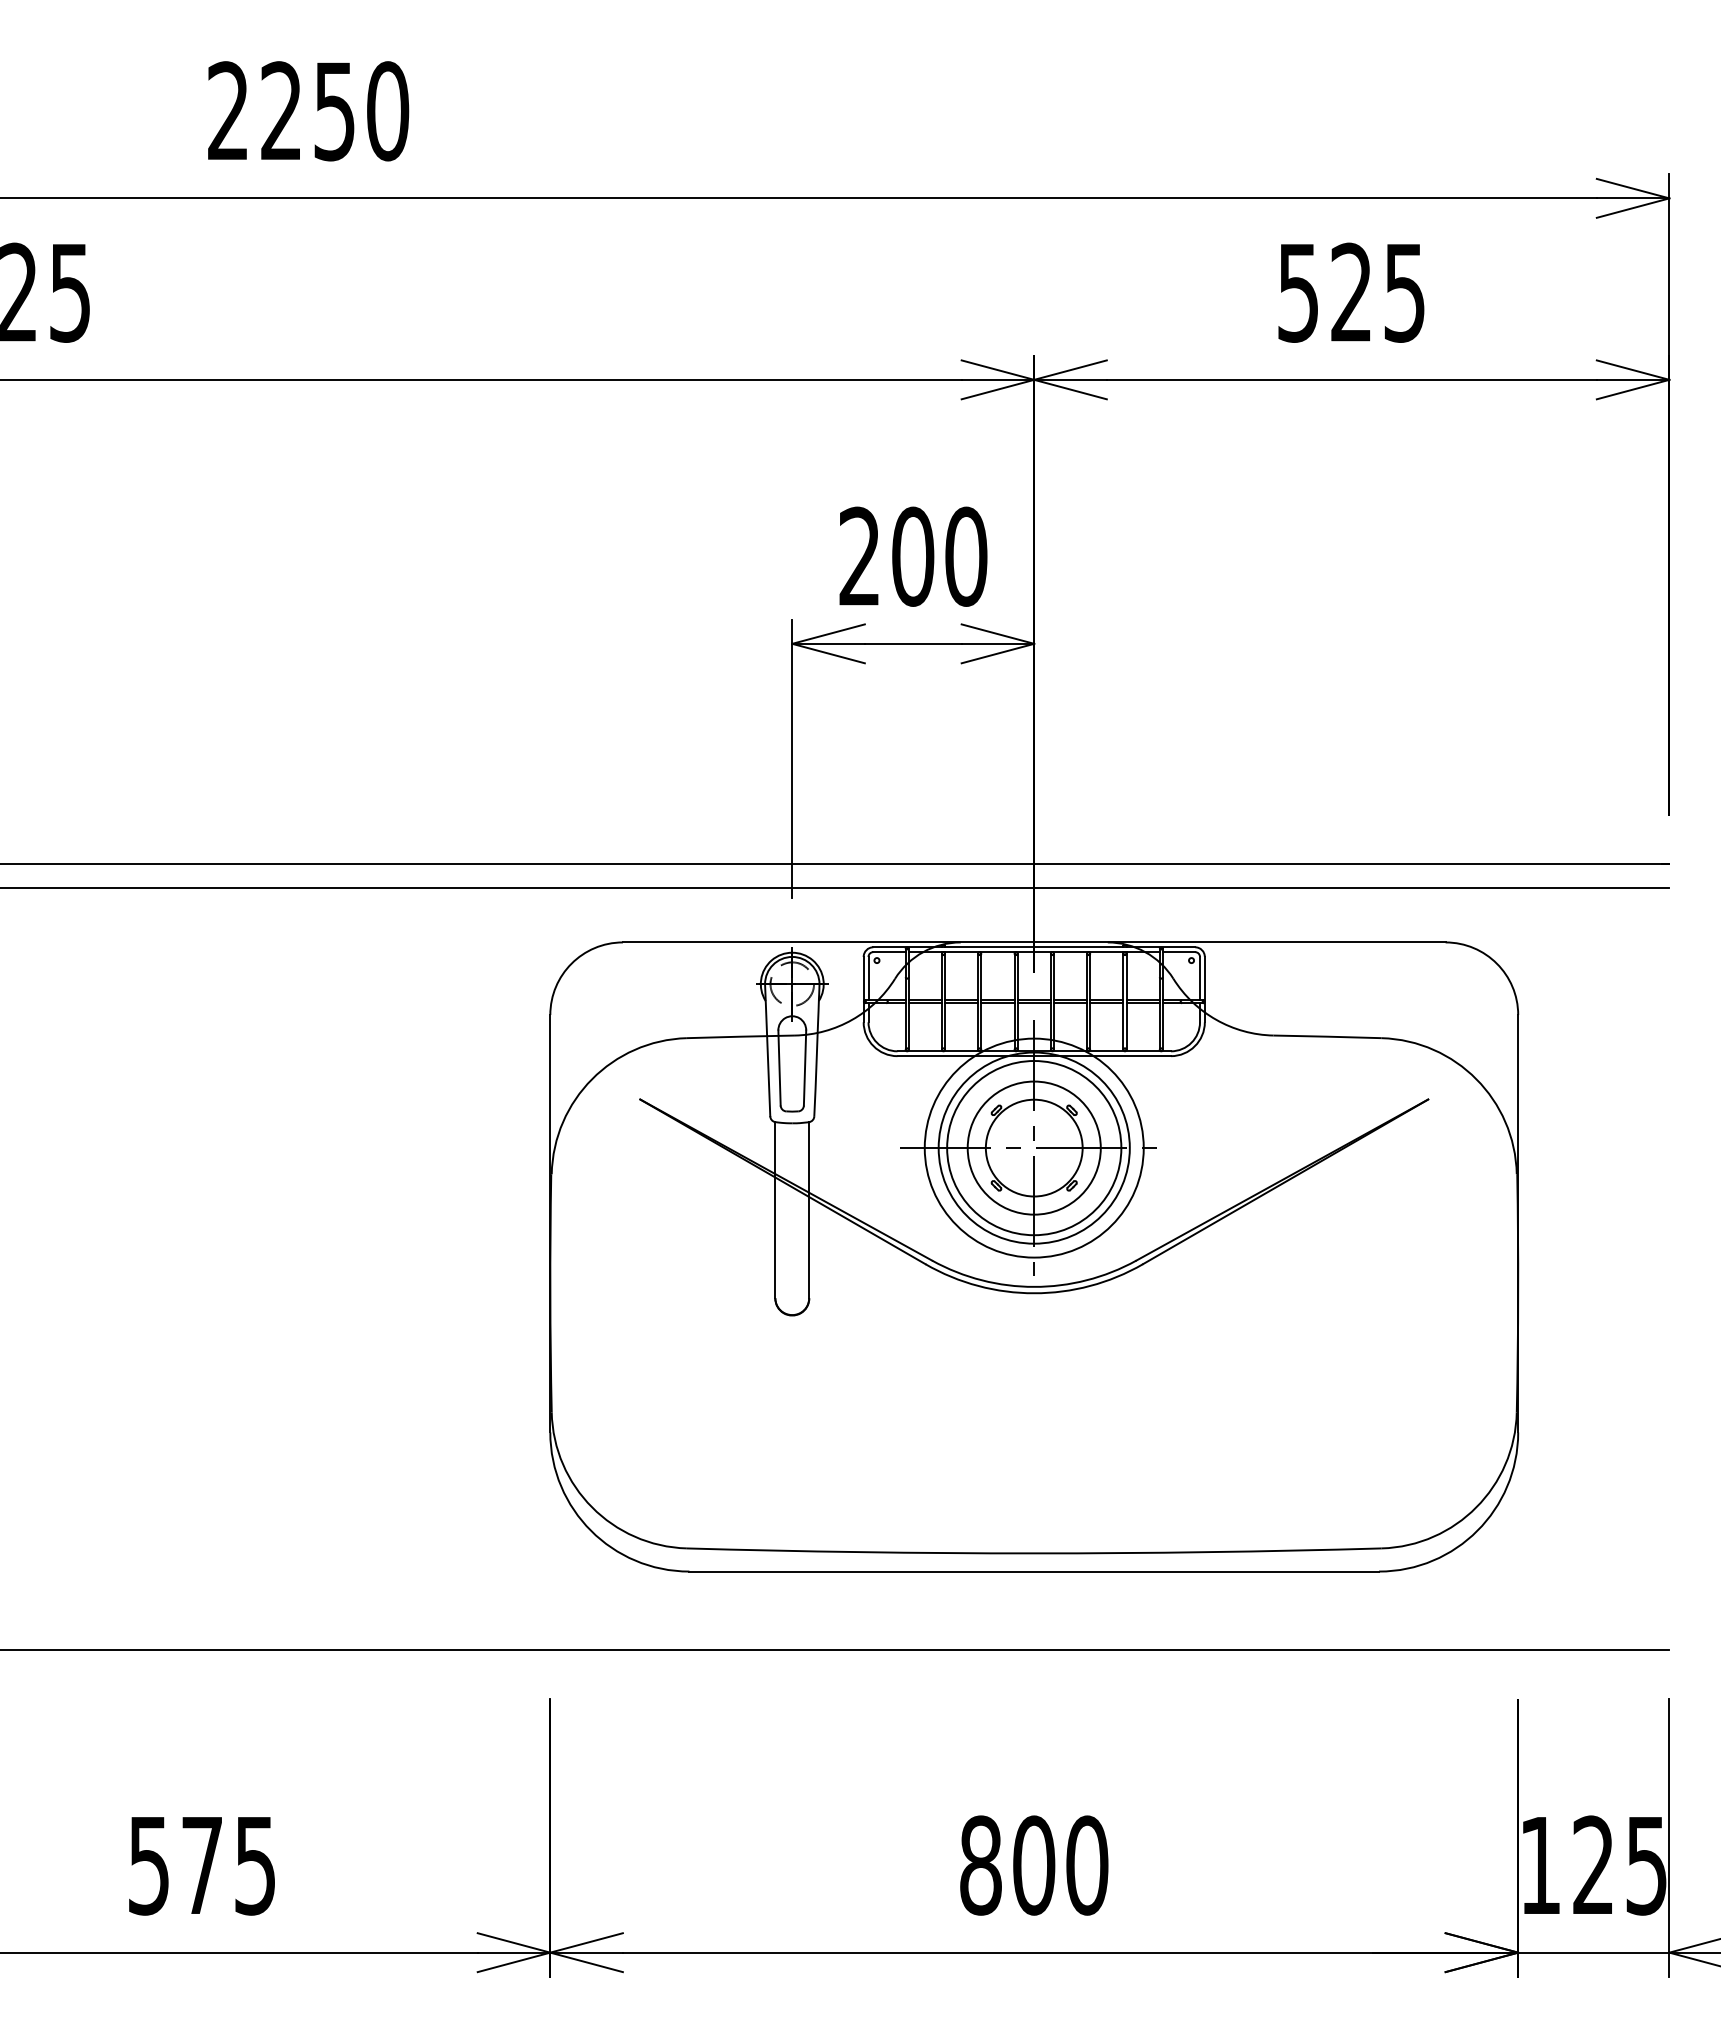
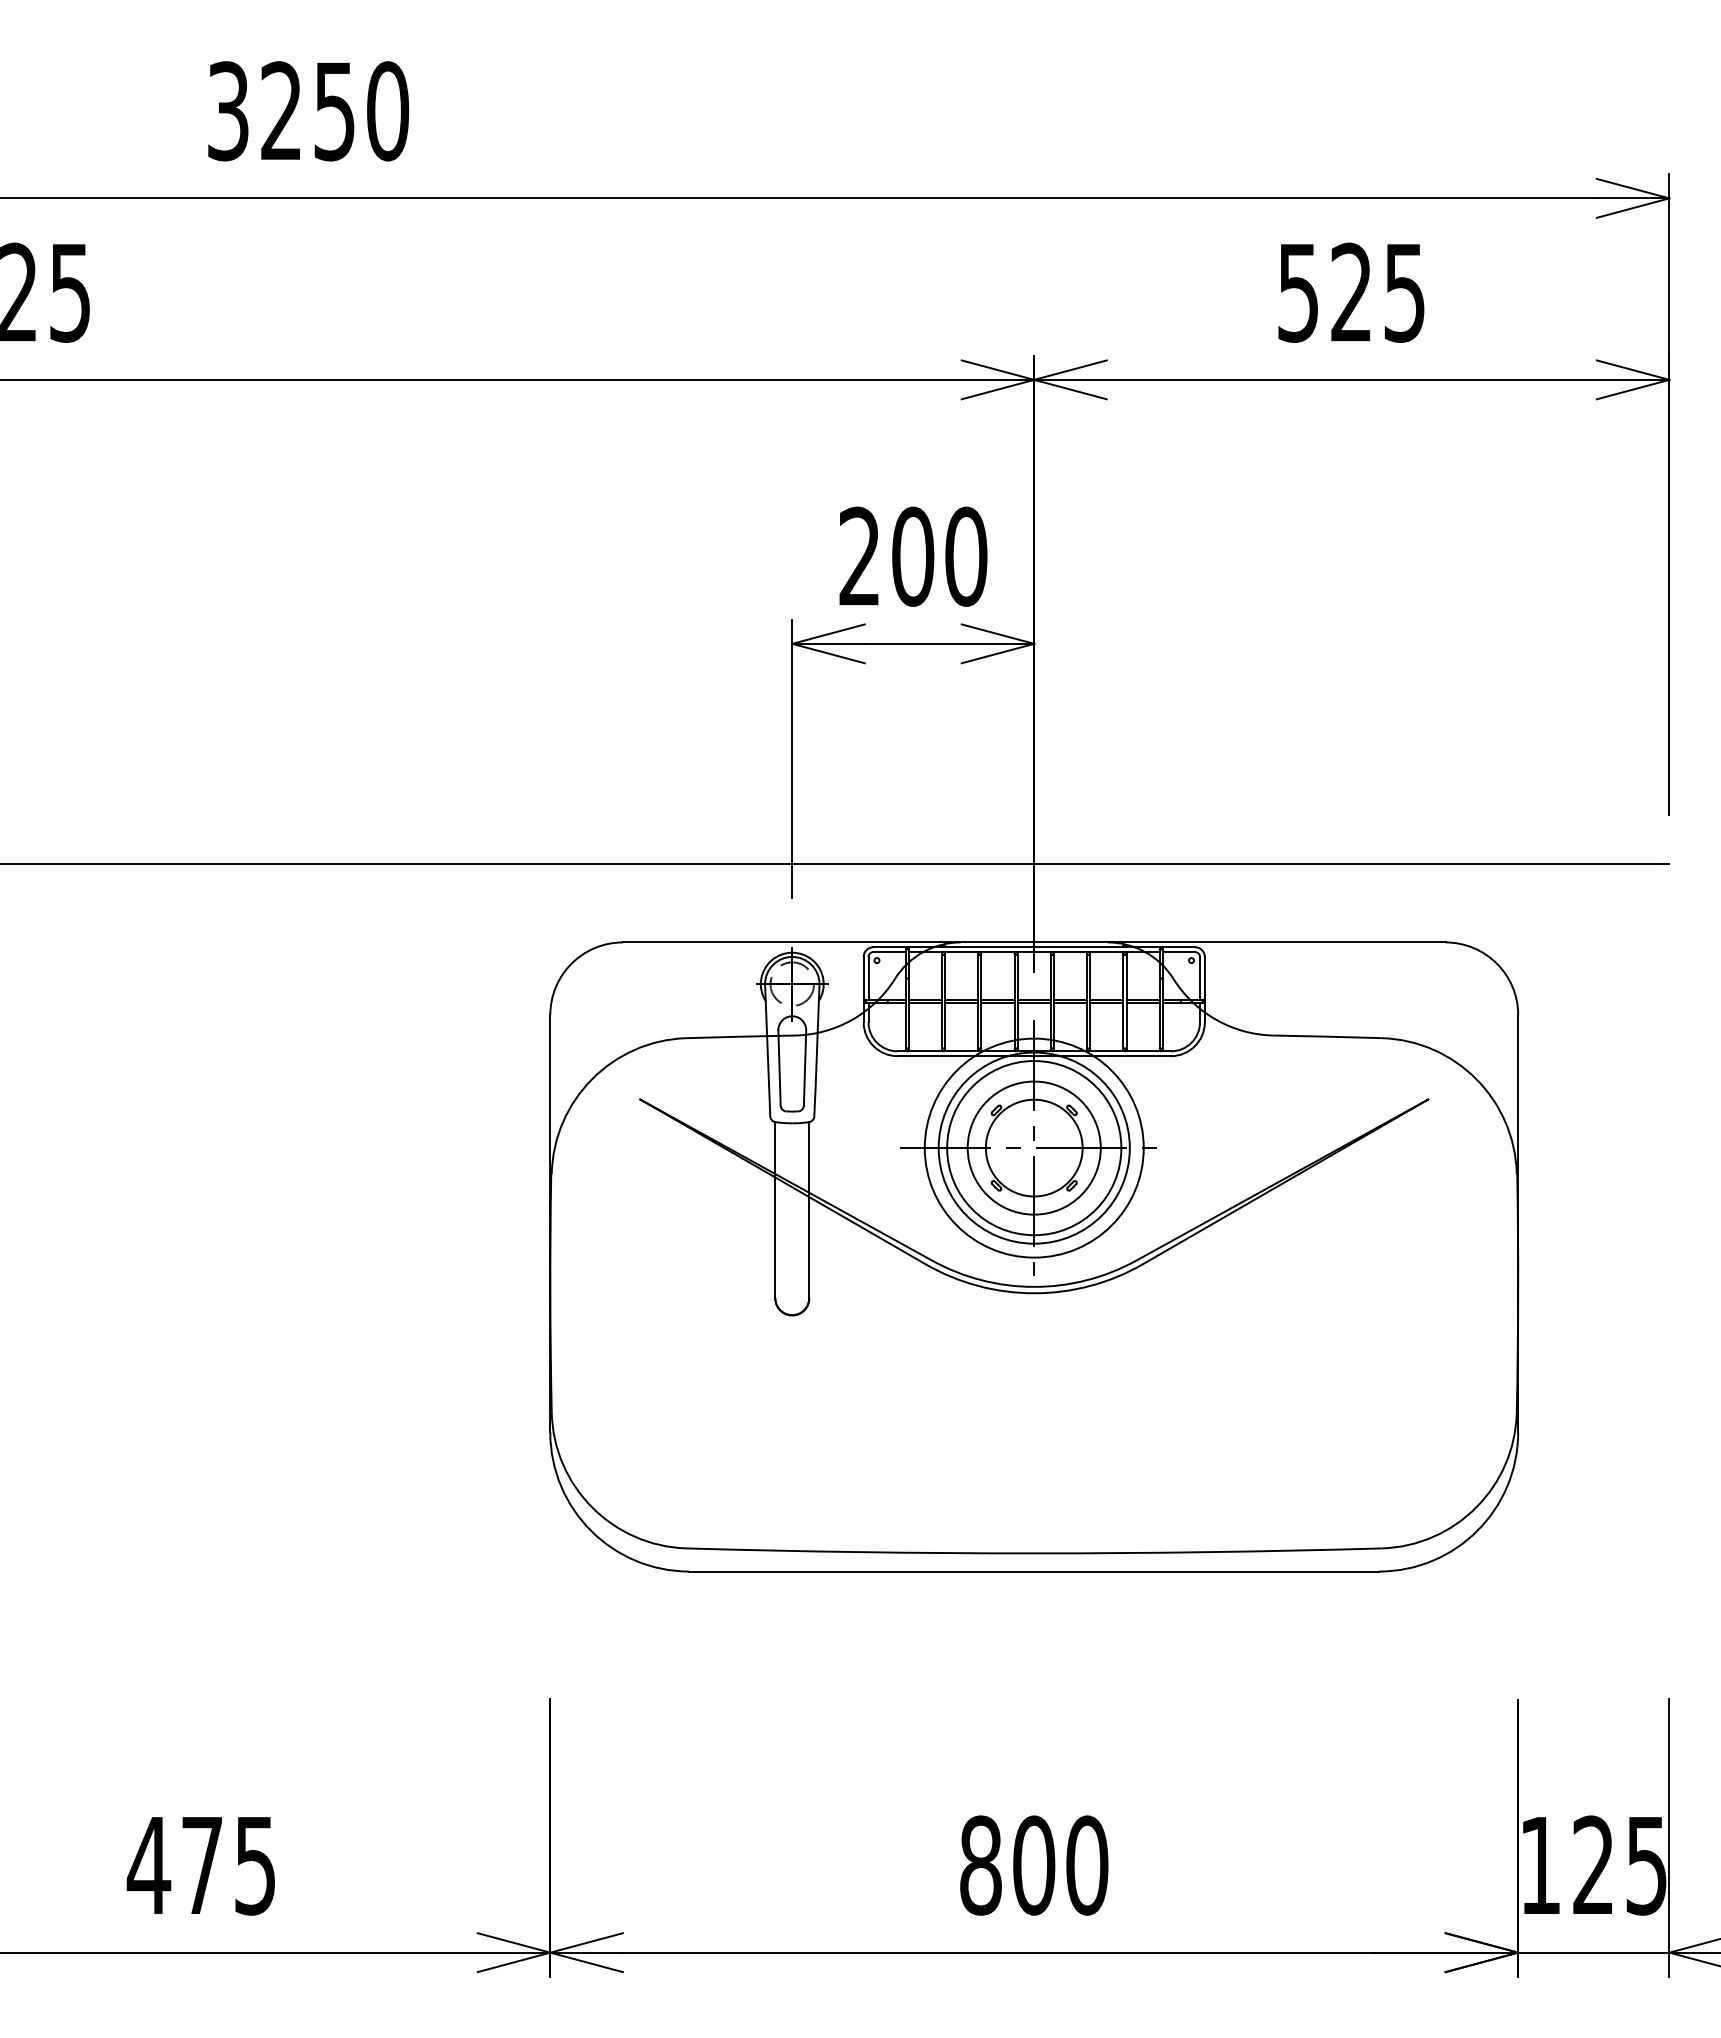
text: 2250 -> 3250 (228, 111)
line: present -> none (835, 888)
line: present -> none (835, 1650)
text: 575 -> 475 (148, 1866)
